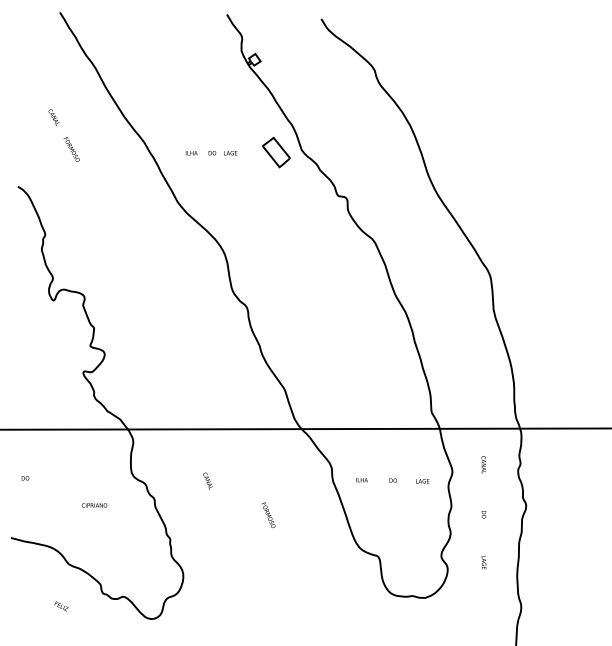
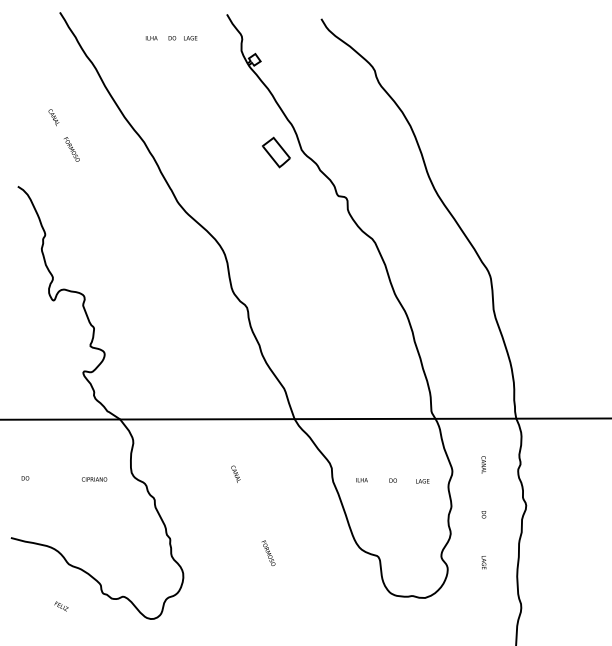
text position: (211, 153) -> (171, 38) (171, 38)
line position: (305, 428) -> (305, 418) (305, 418)
text position: (207, 480) -> (235, 473) (235, 473)
text position: (94, 505) -> (94, 479) (94, 479)
text position: (268, 514) -> (268, 552) (268, 552)
